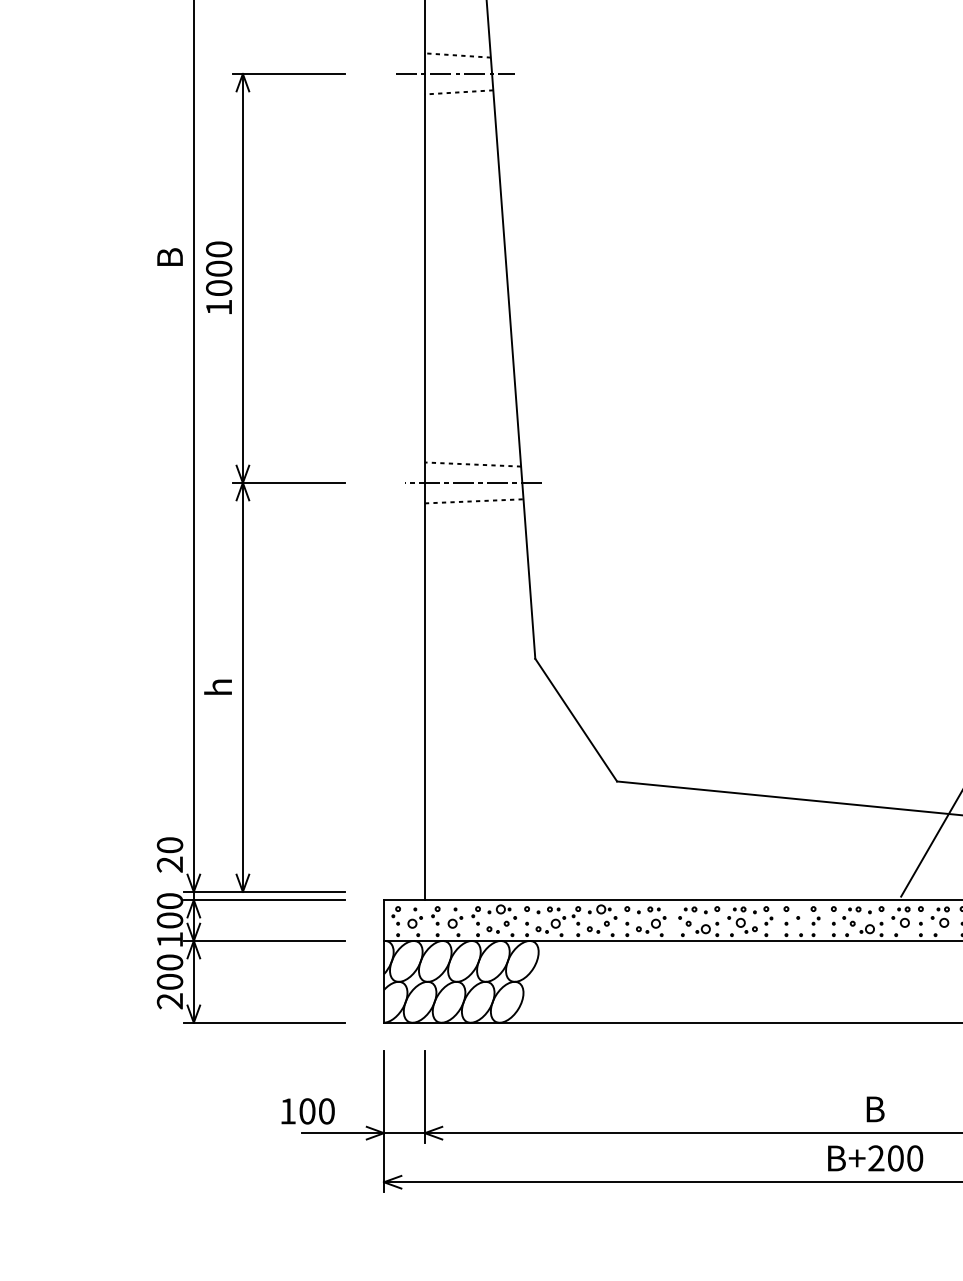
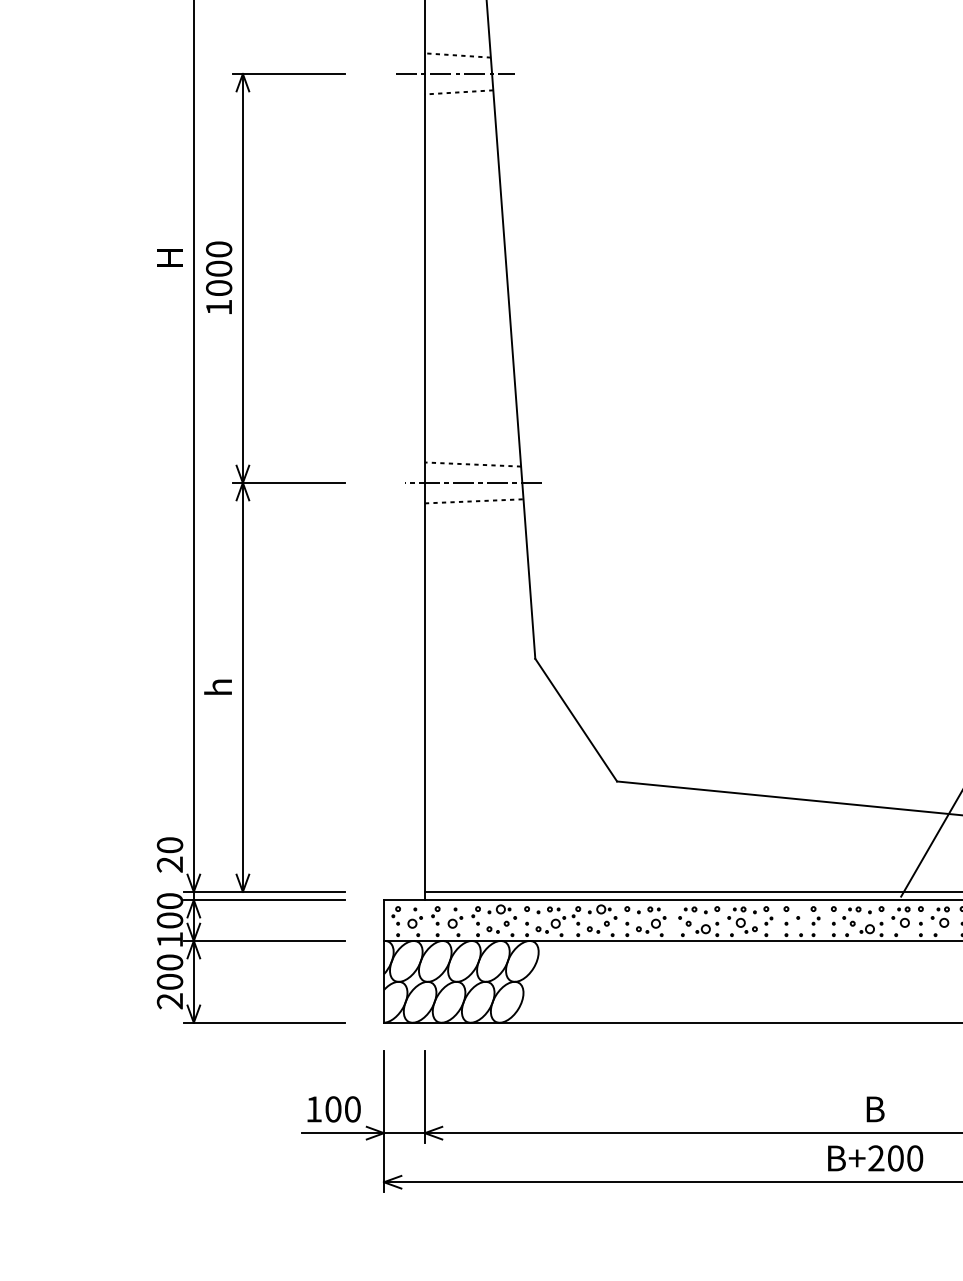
text: B -> H (169, 257)
line: none -> present (691, 891)
text position: (307, 1111) -> (333, 1109) (333, 1109)
